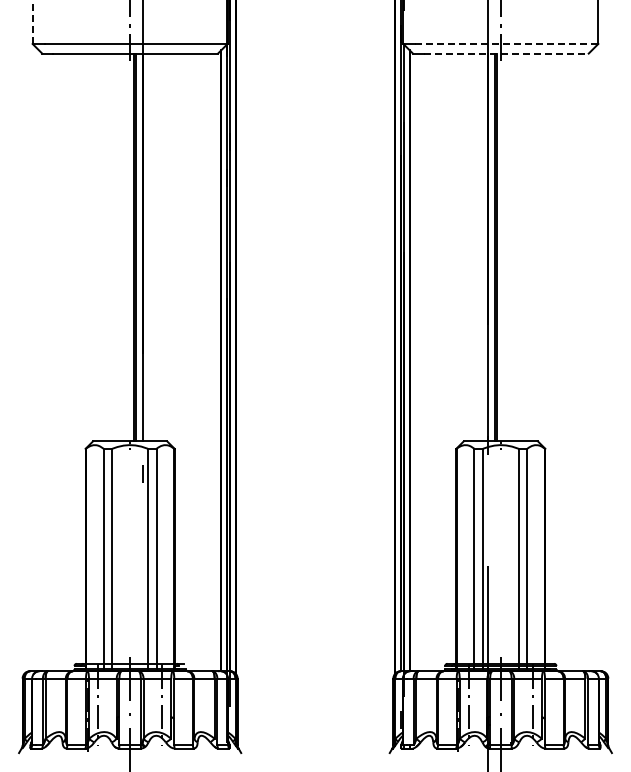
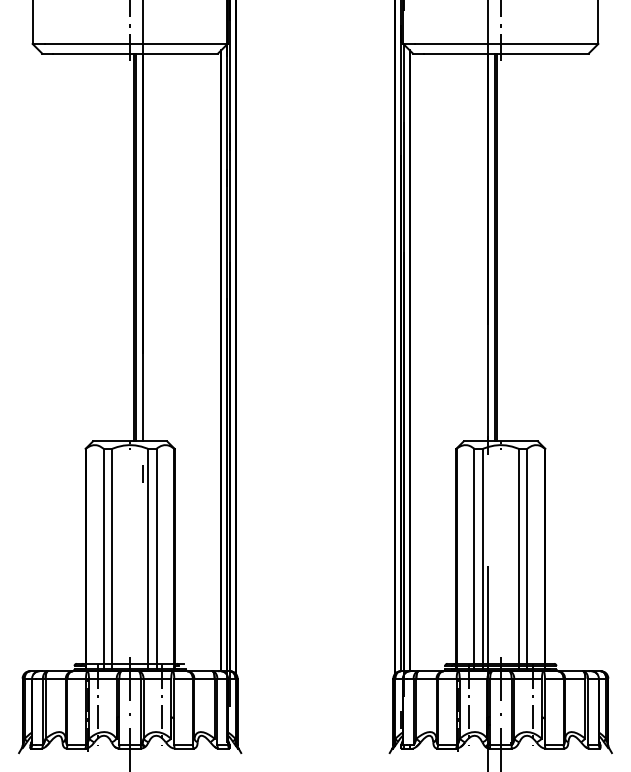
line: dashed -> solid (32, 22)
line: dashed -> solid (506, 43)
line: dashed -> solid (506, 53)
